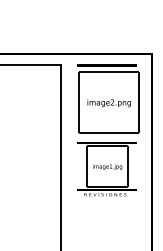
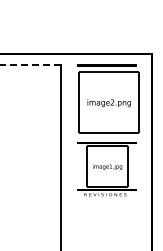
line: solid -> dashed (30, 64)
